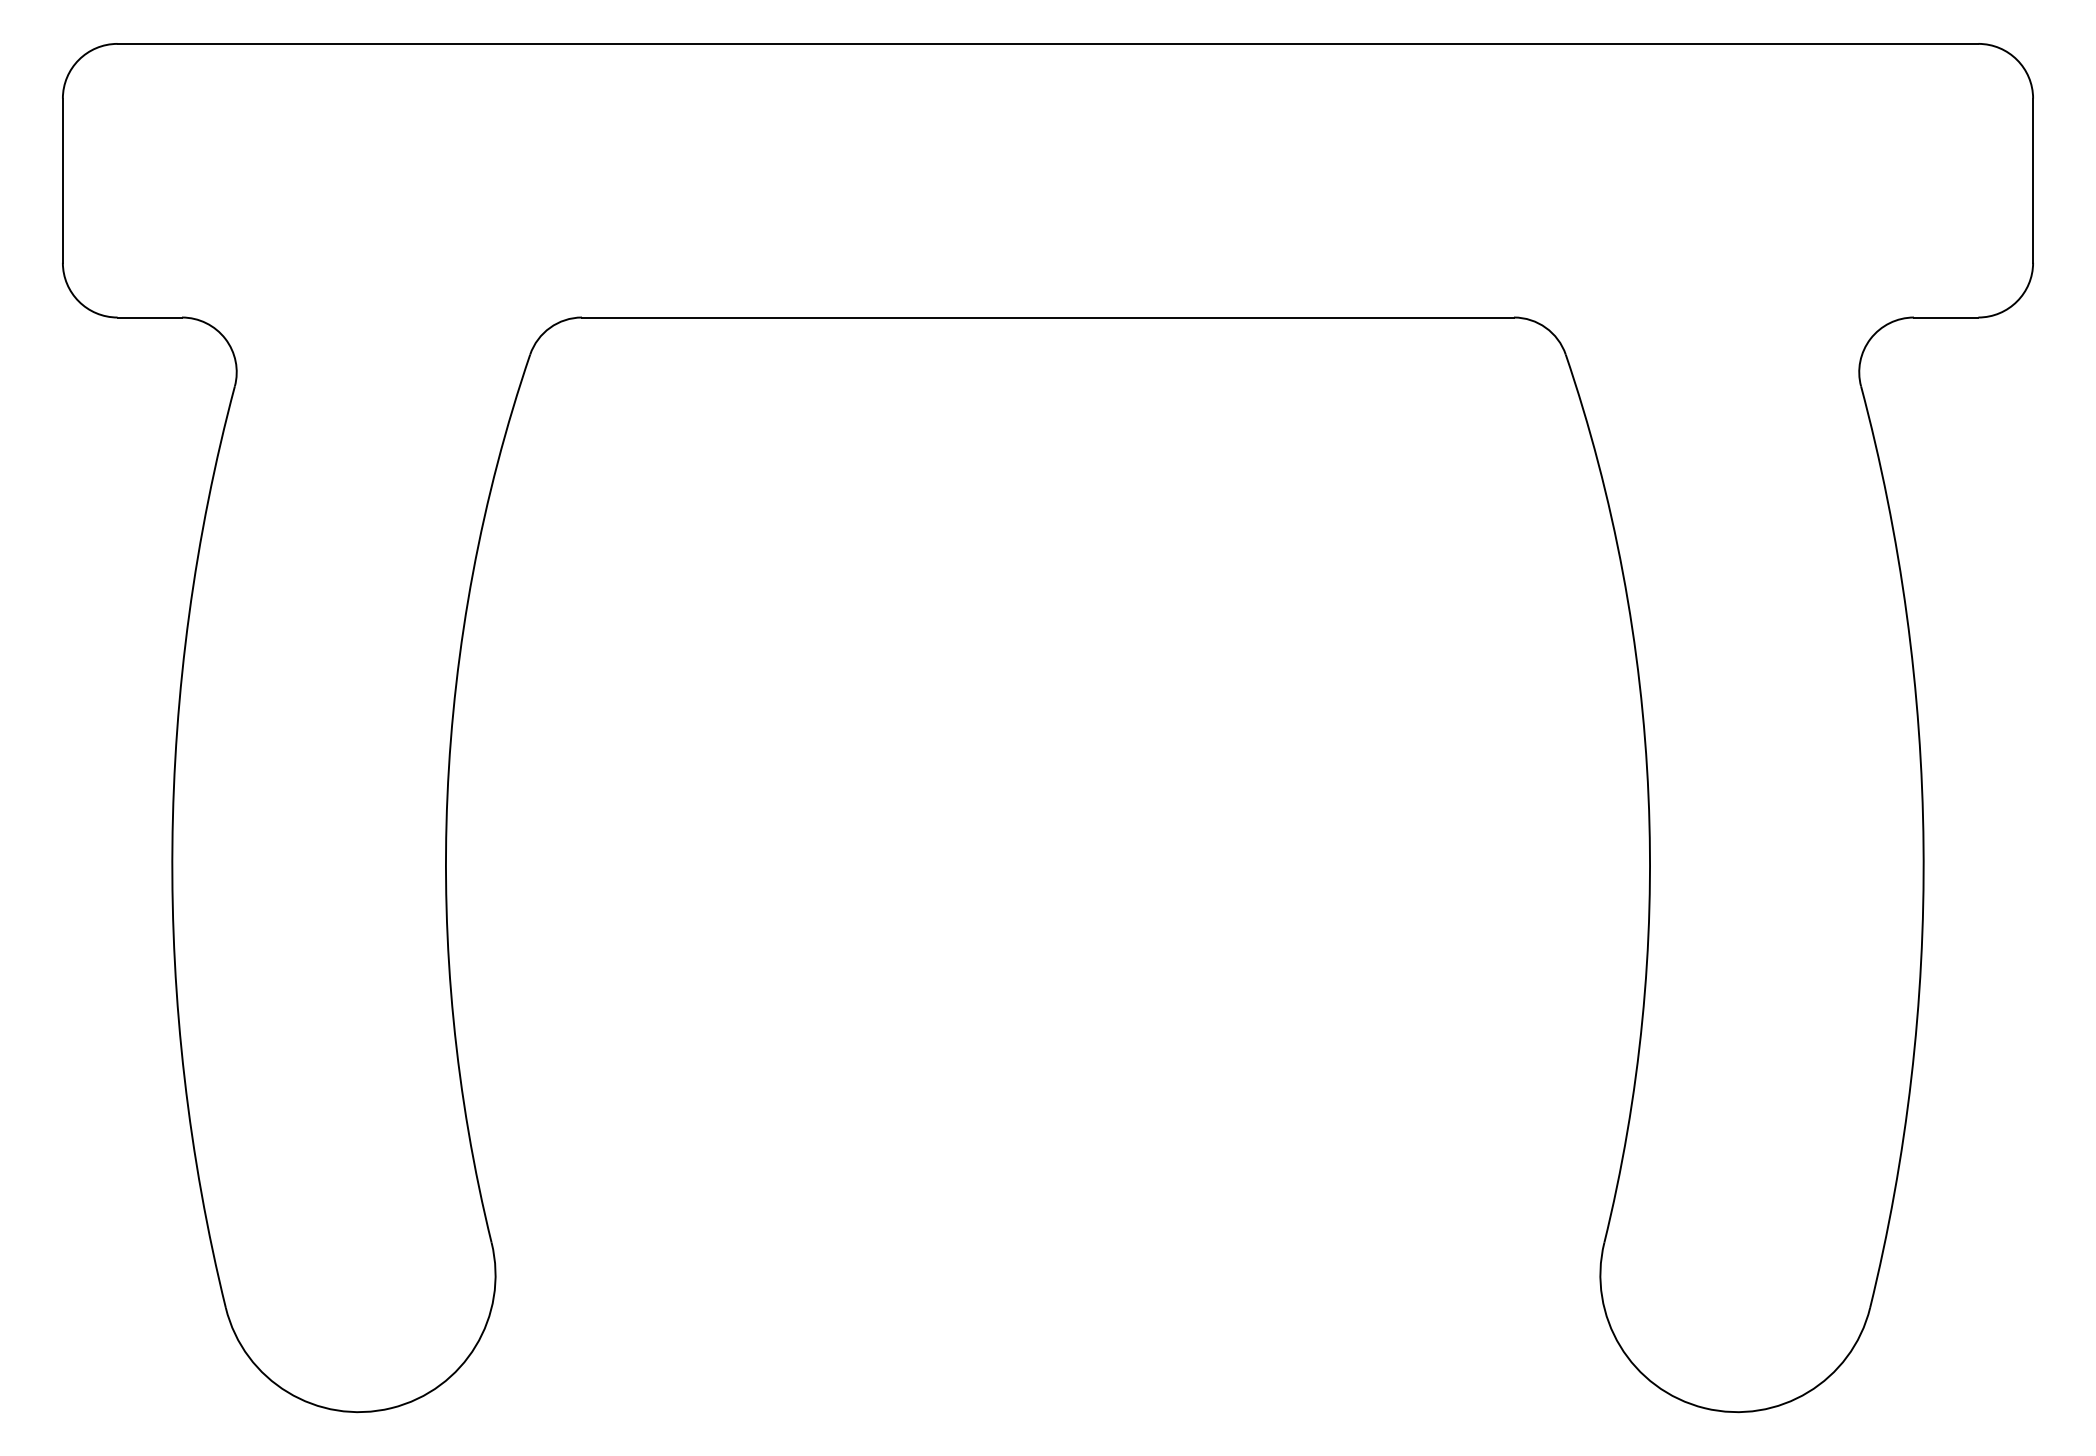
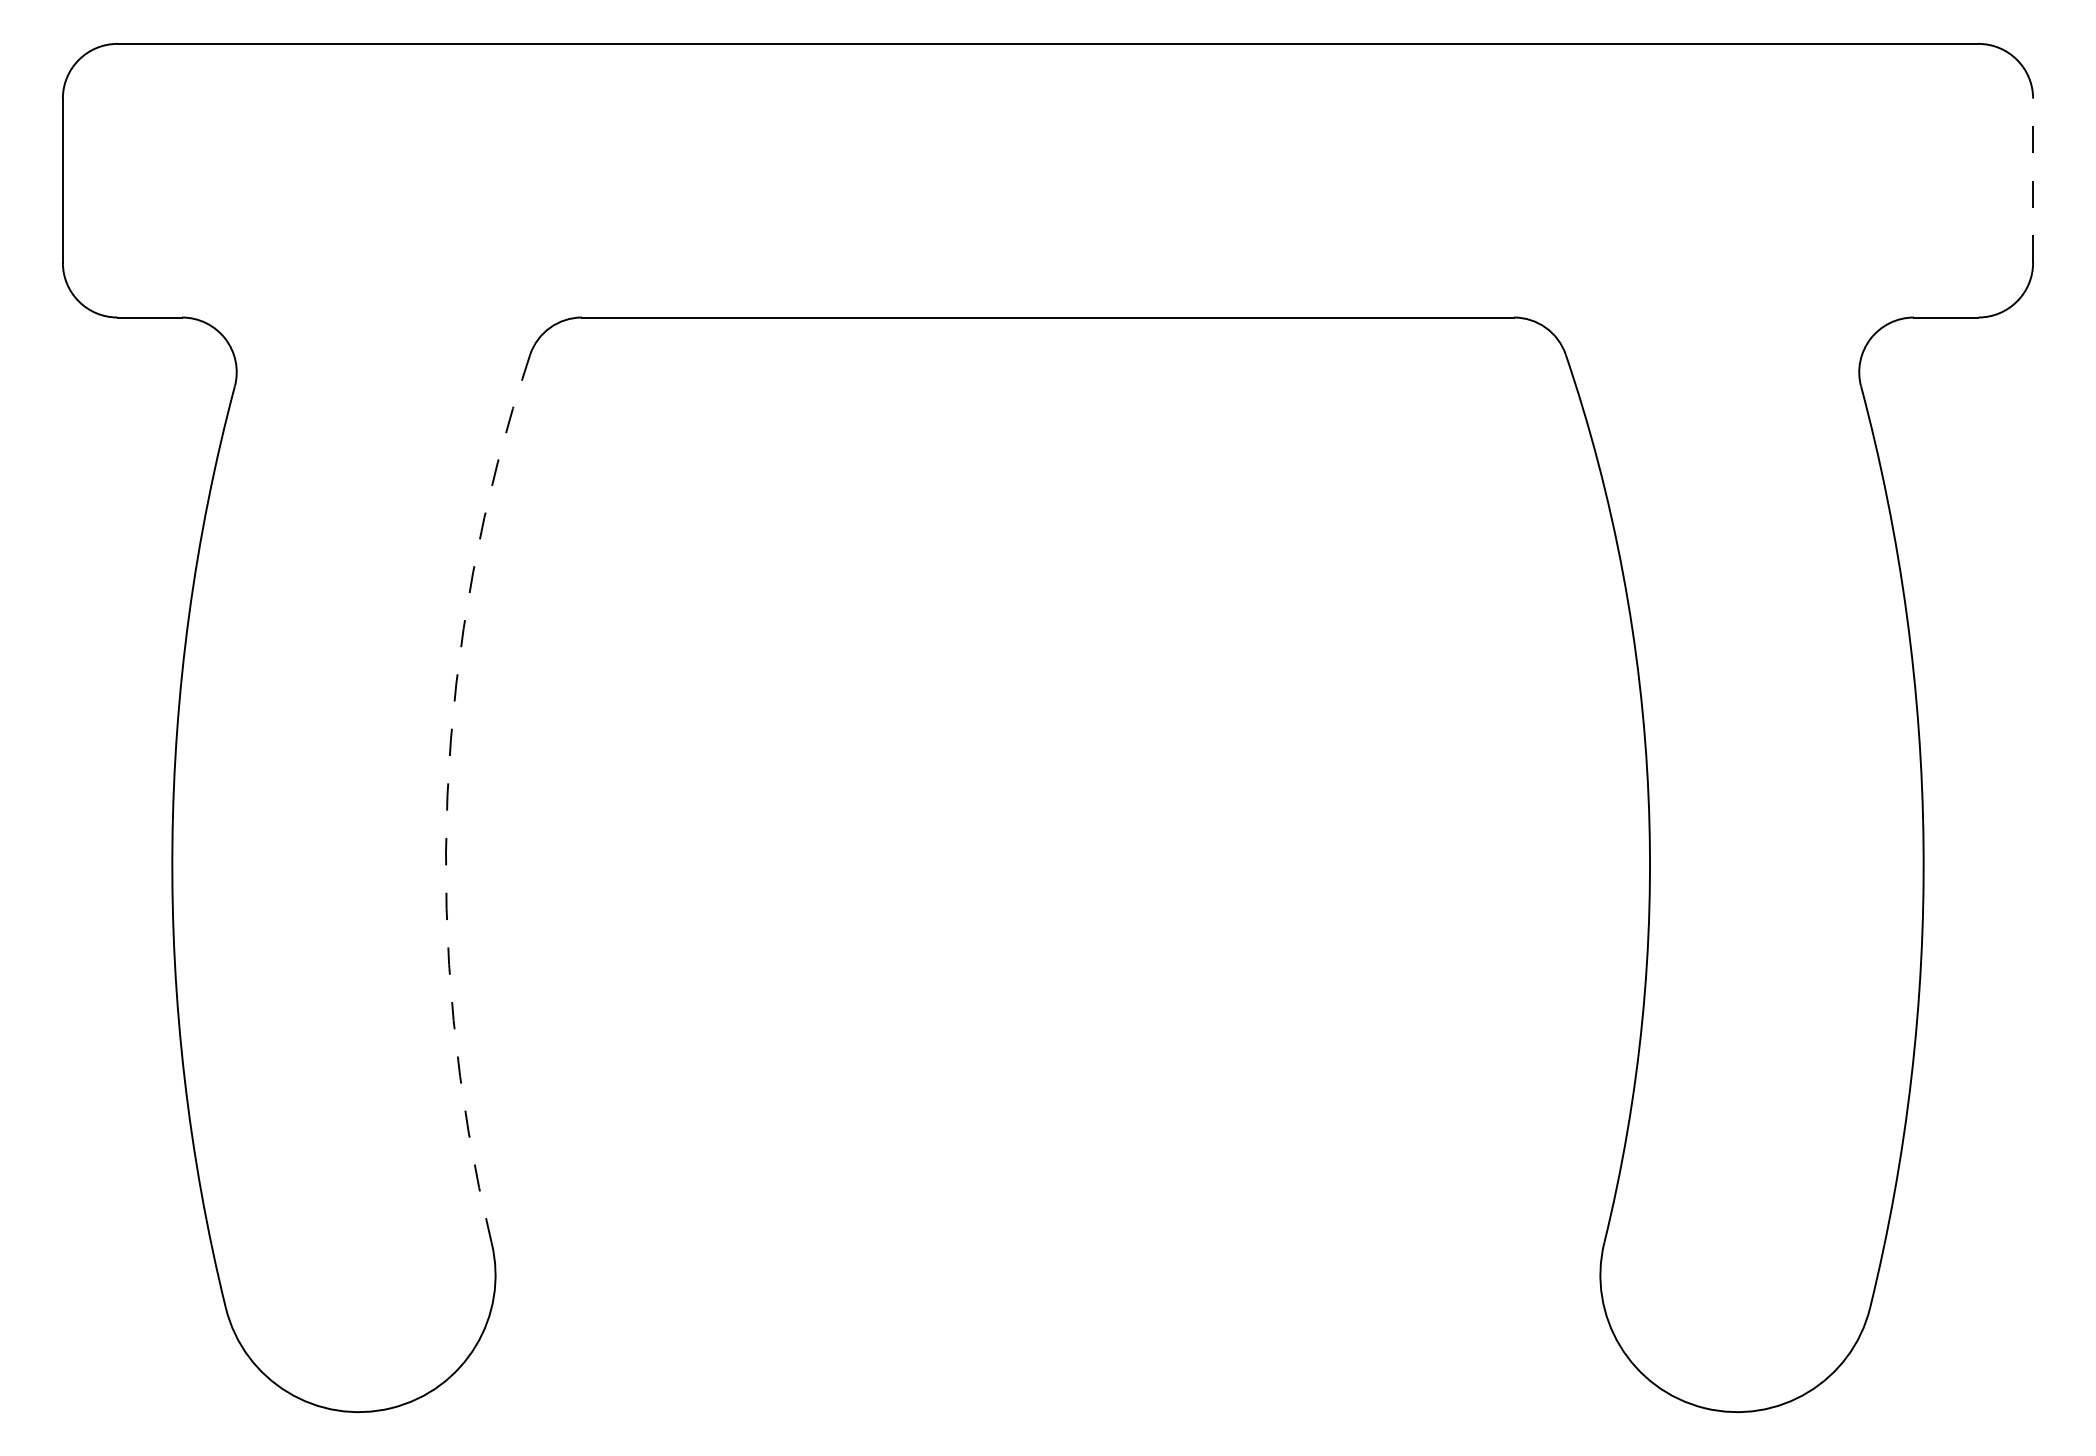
line: solid -> dashed (2033, 180)
arc: solid -> dashed (447, 795)
